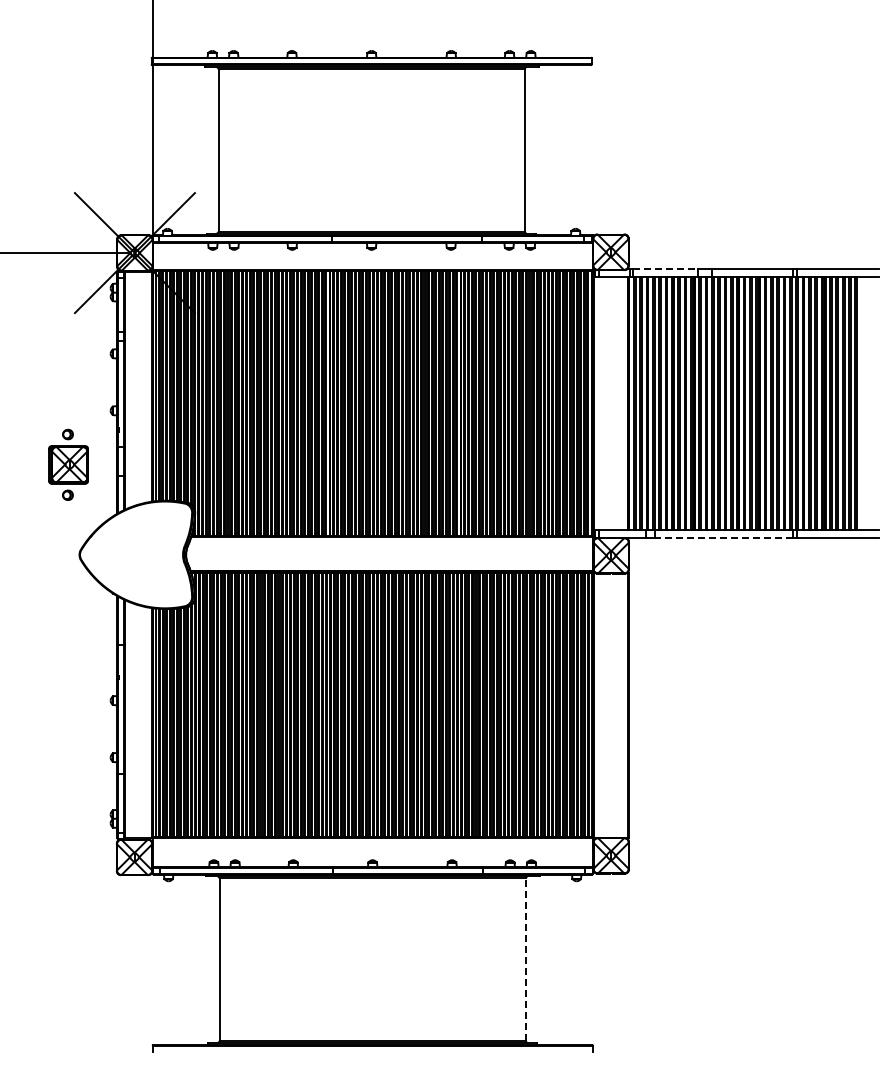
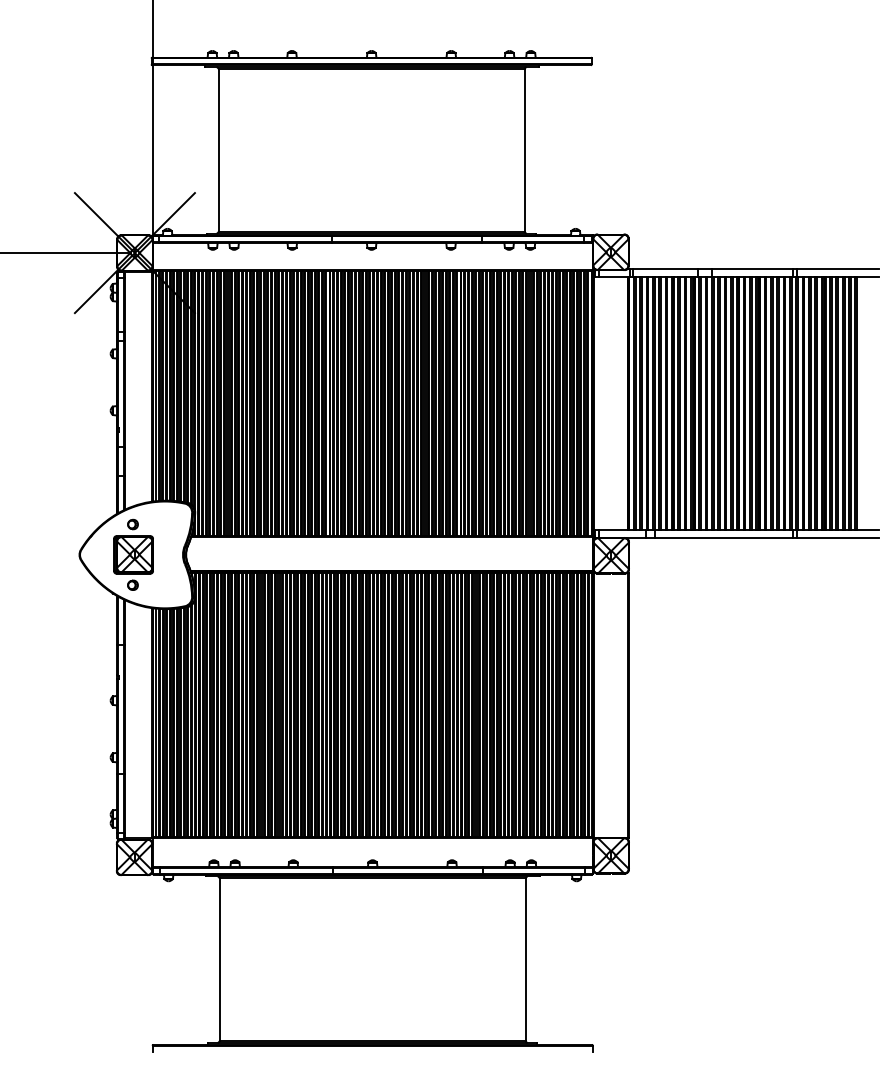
line: dashed -> solid (665, 269)
part position: (68, 464) -> (133, 554) (133, 554)
line: dashed -> solid (723, 537)
line: dashed -> solid (525, 959)
